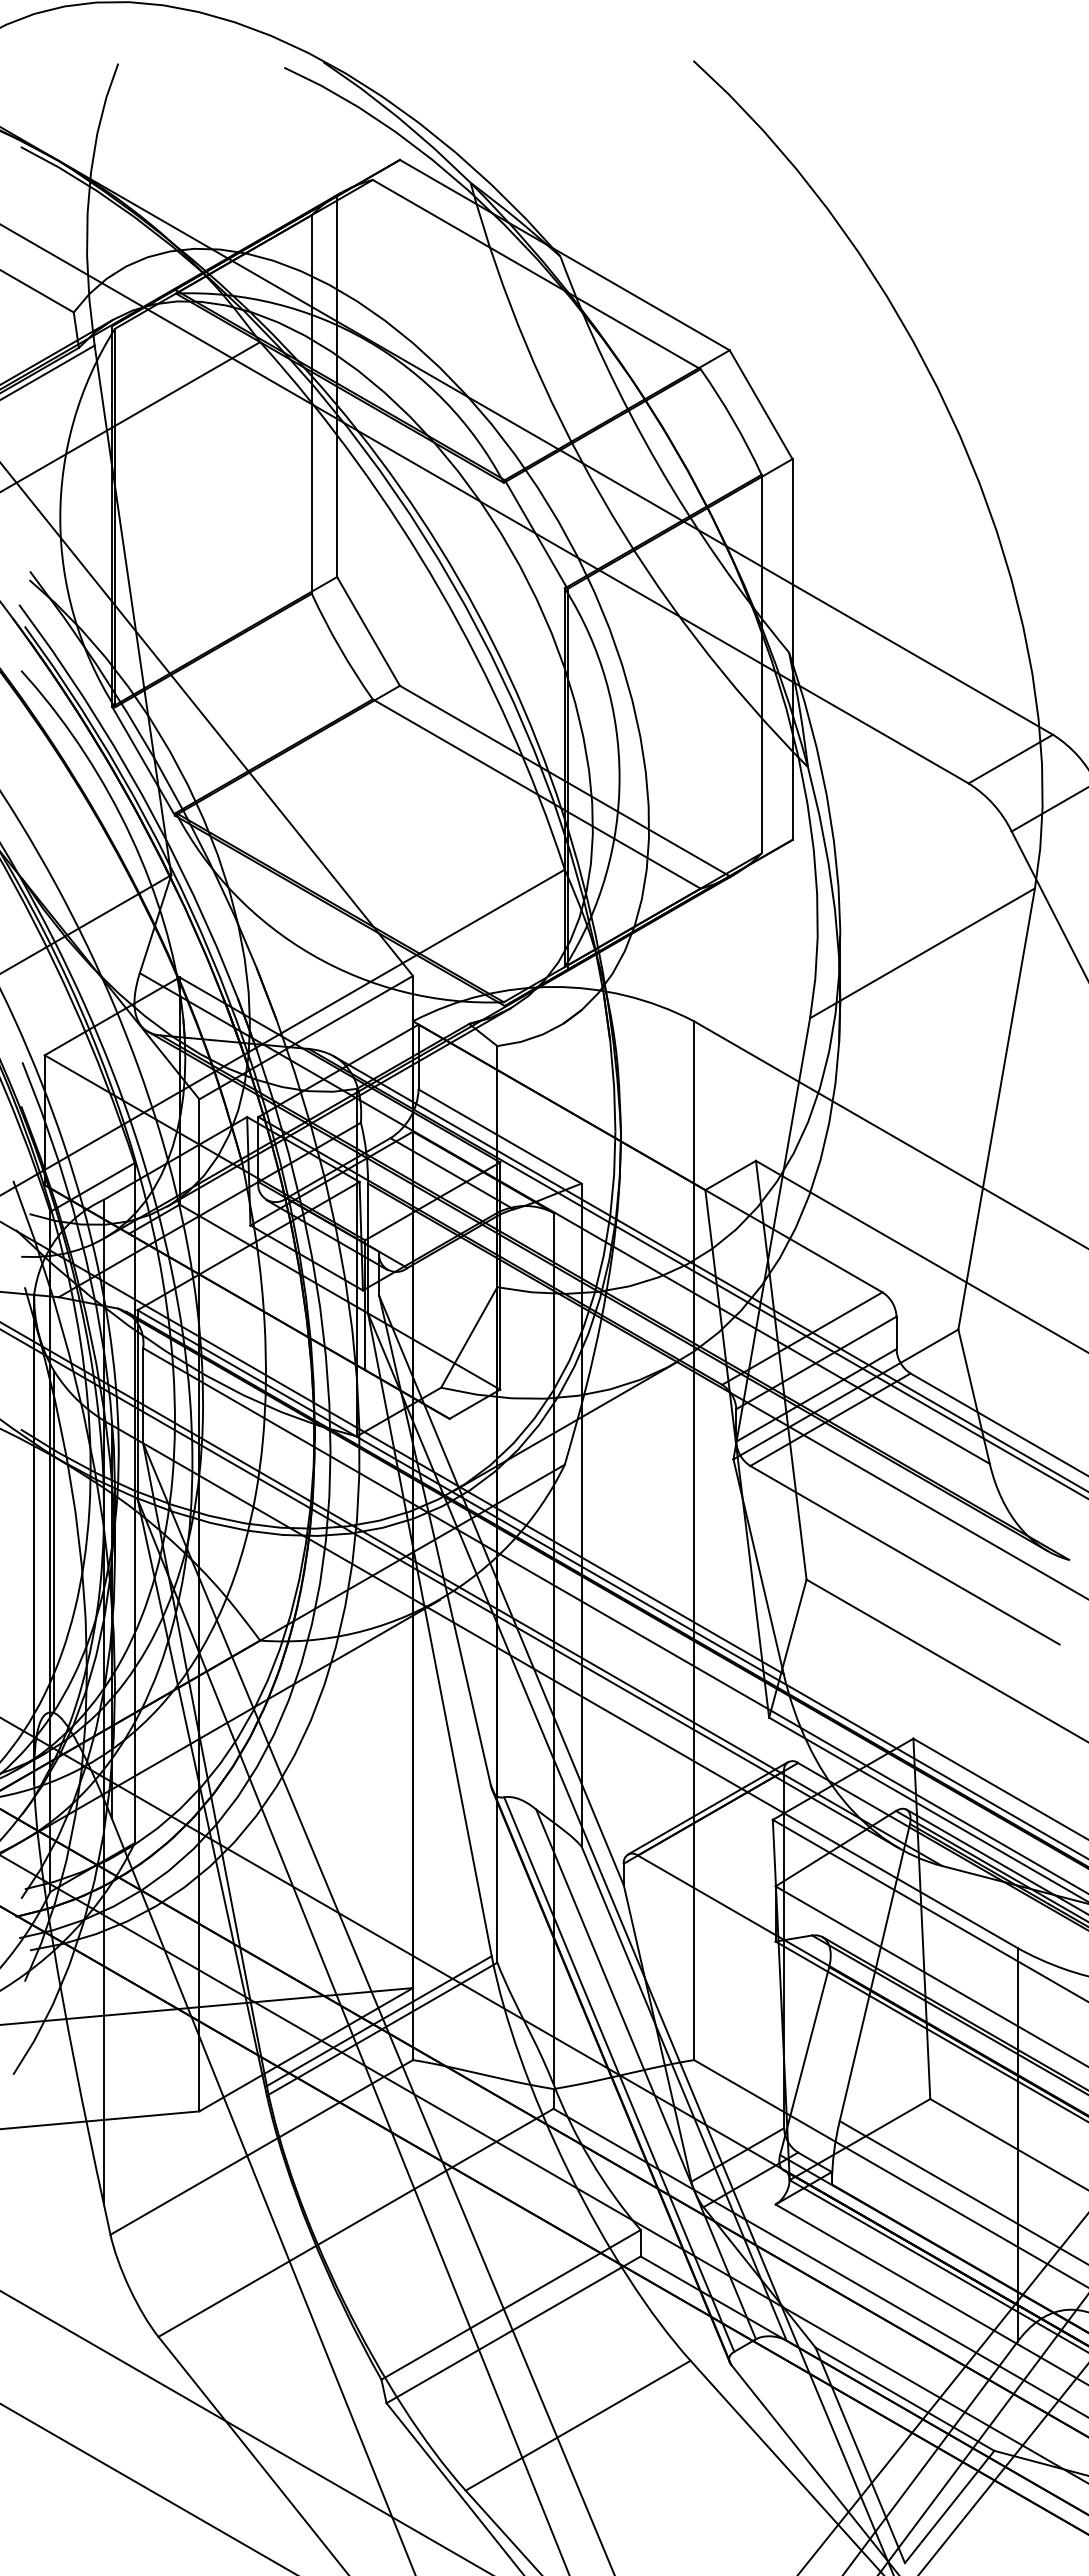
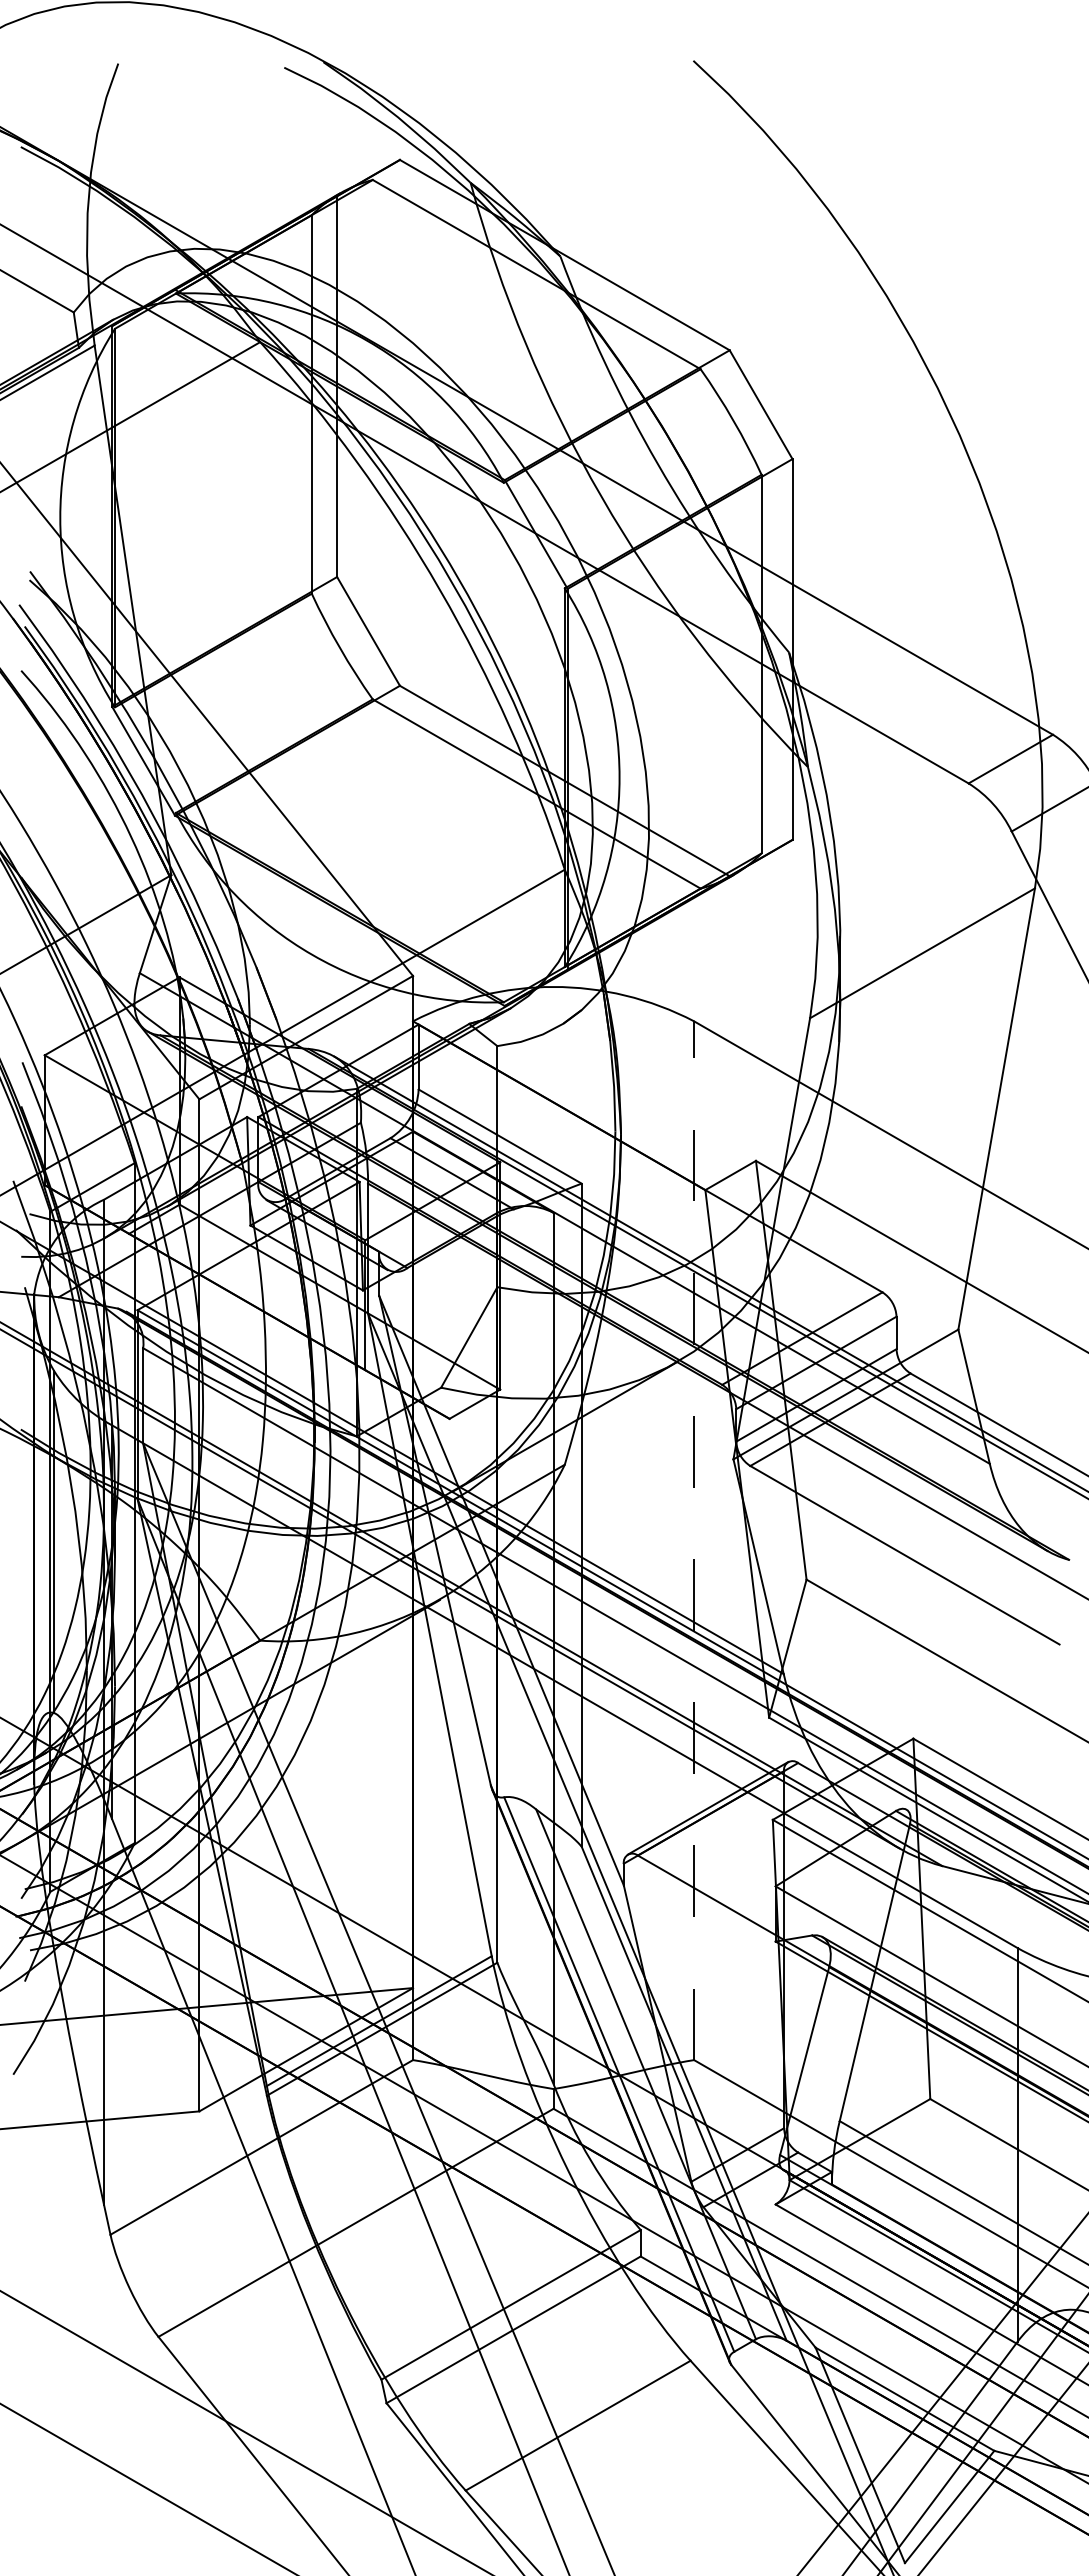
line: solid -> dashed (694, 1540)
line: present -> none (995, 1860)
